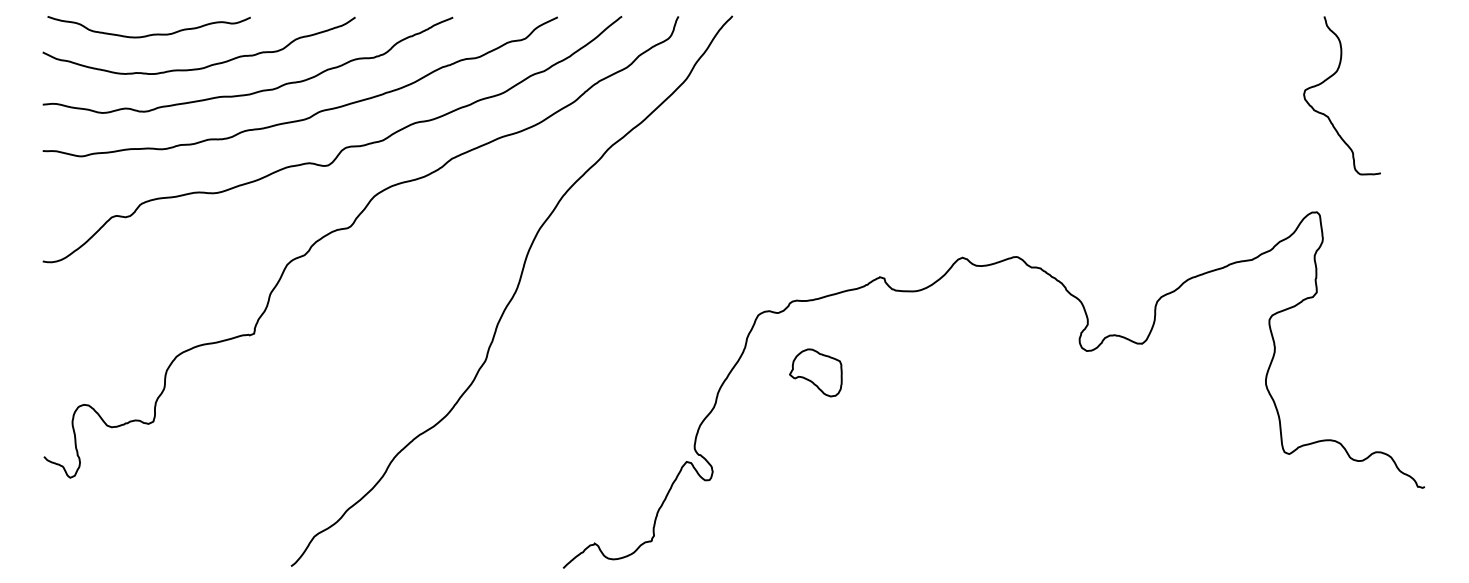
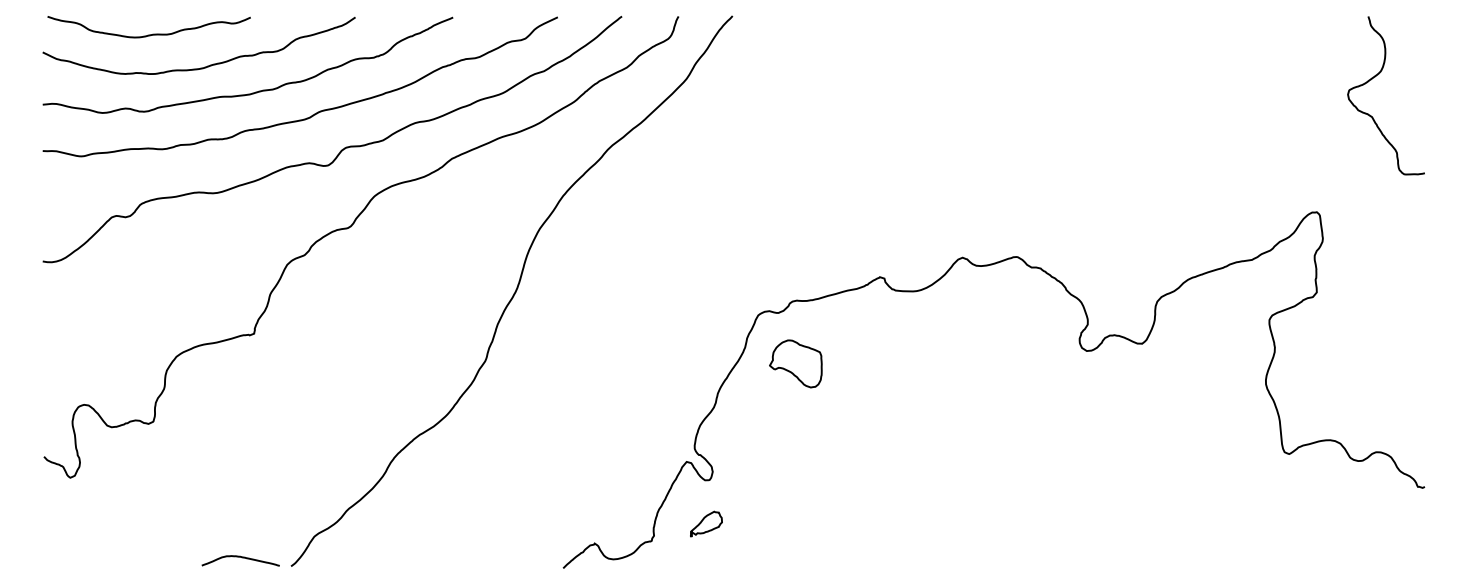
curve position: (1327, 80) -> (1371, 80) (1371, 80)
part position: (815, 372) -> (795, 363) (795, 363)
part: none -> present (706, 523)
curve: none -> present (242, 558)
